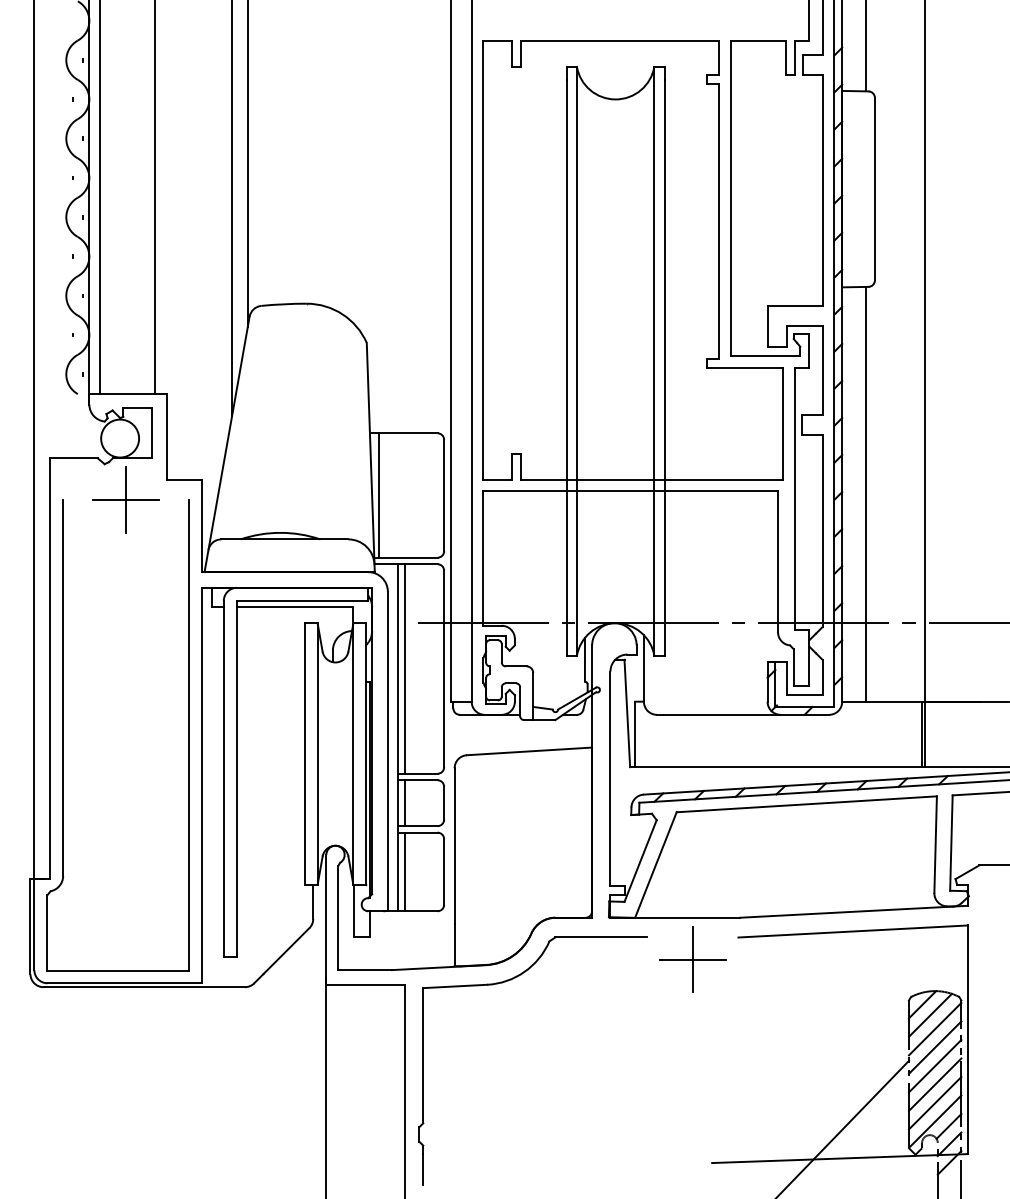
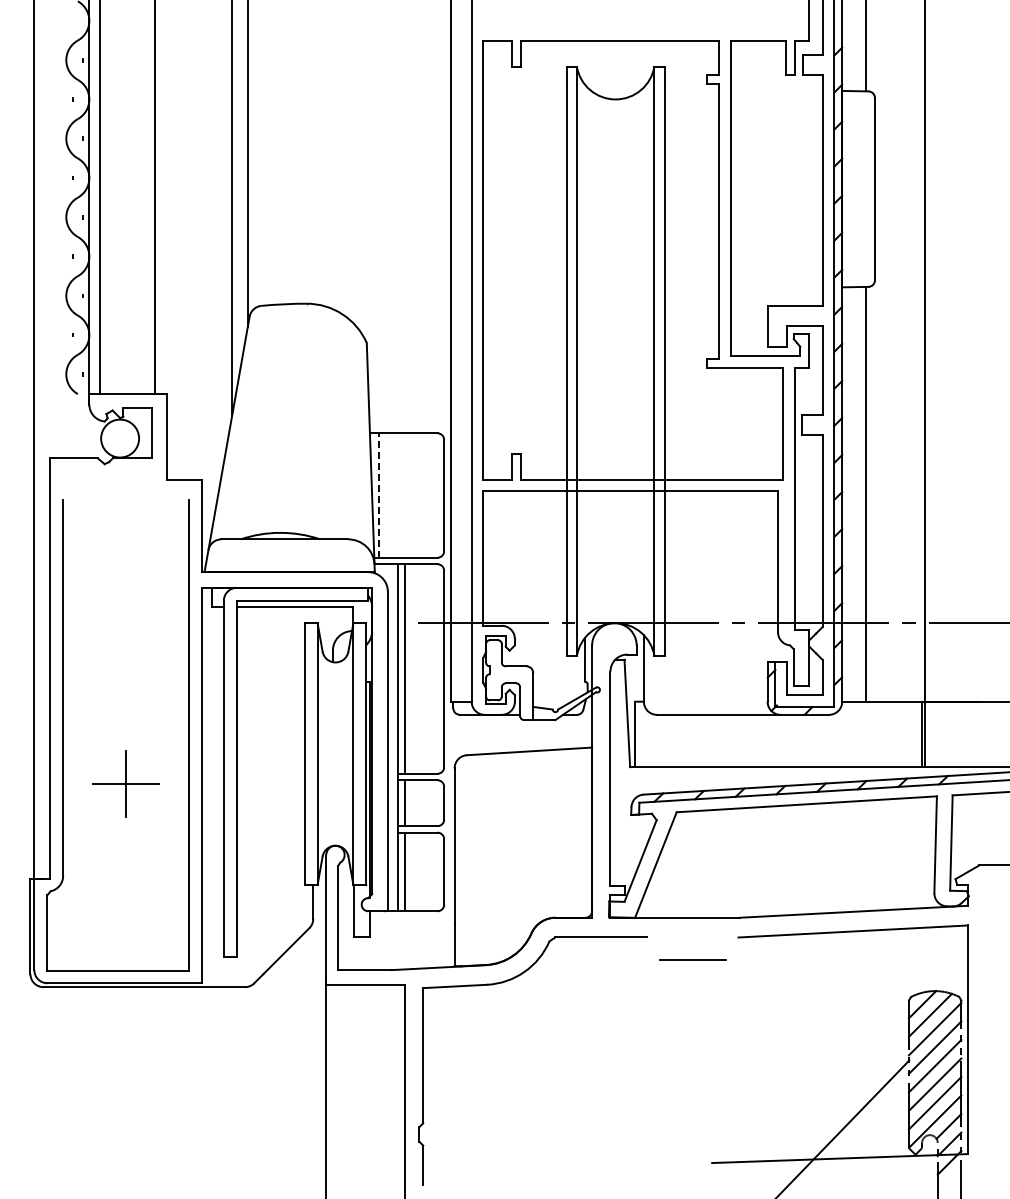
line: solid -> dashed (378, 495)
part position: (125, 499) -> (125, 783) (125, 783)
line: present -> none (692, 959)
